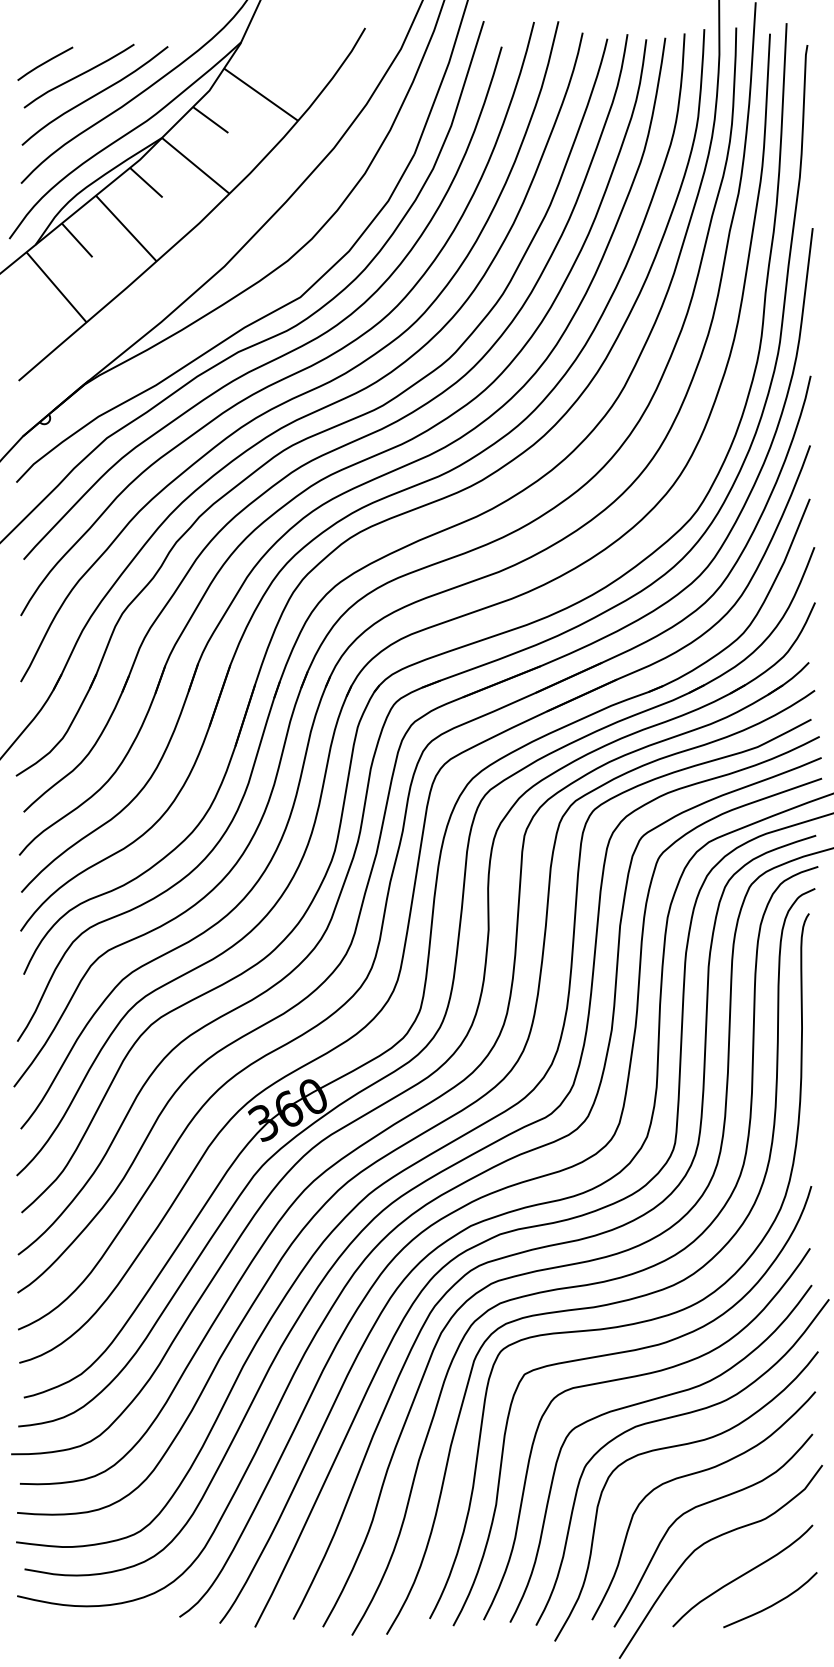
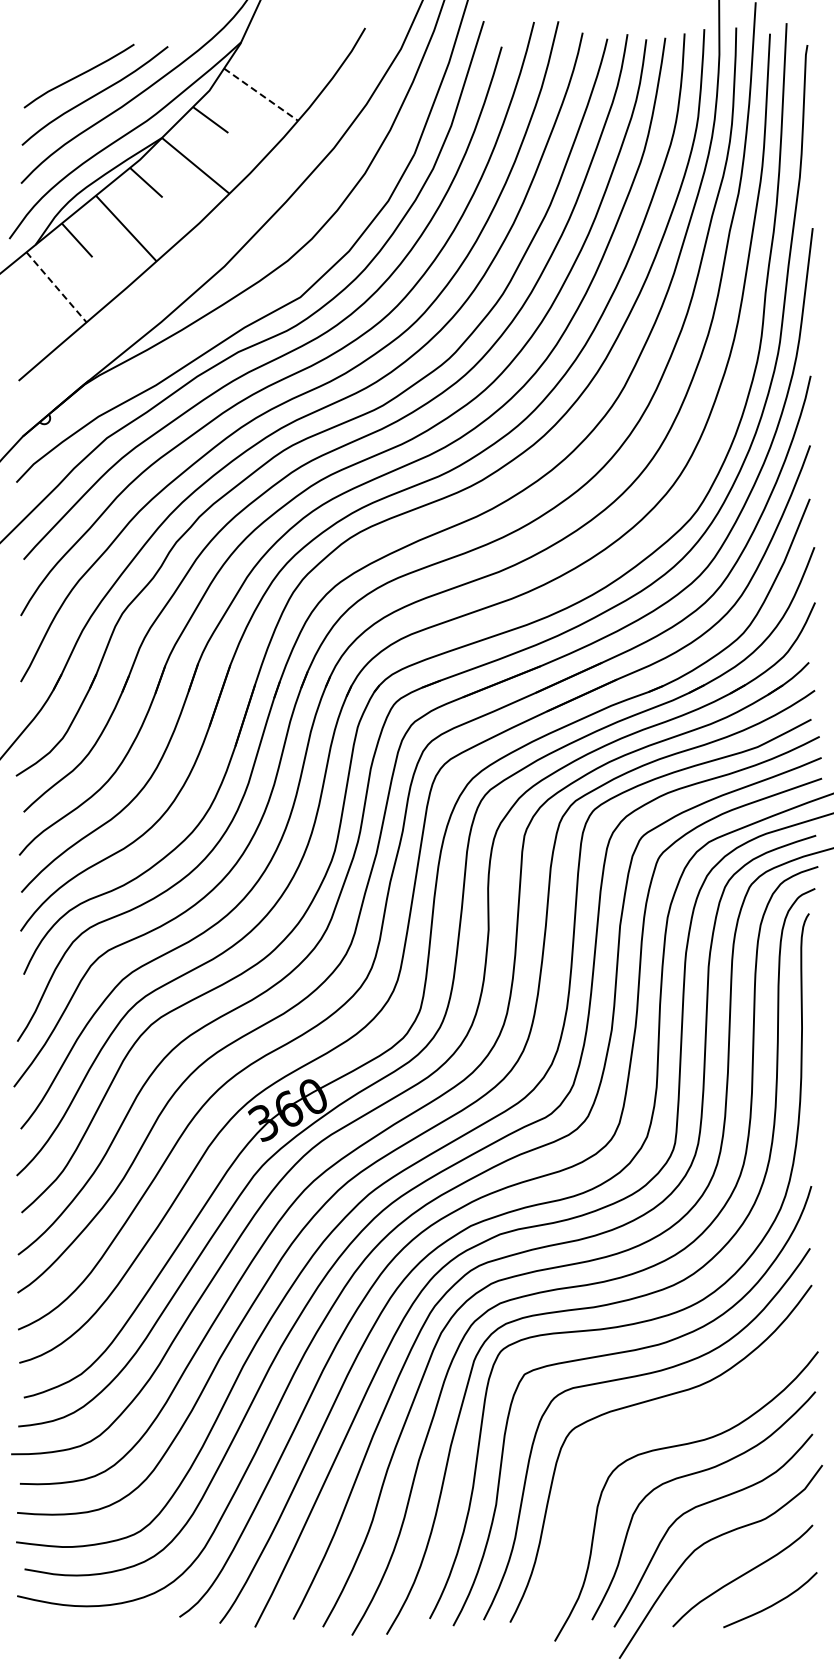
line: present -> none (45, 63)
line: solid -> dashed (261, 94)
line: solid -> dashed (56, 287)
curve: present -> none (671, 1418)
